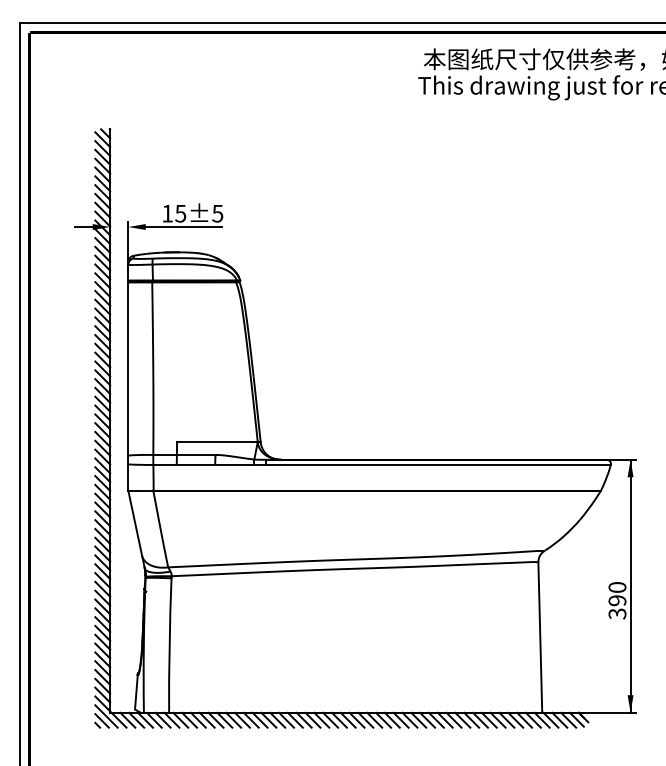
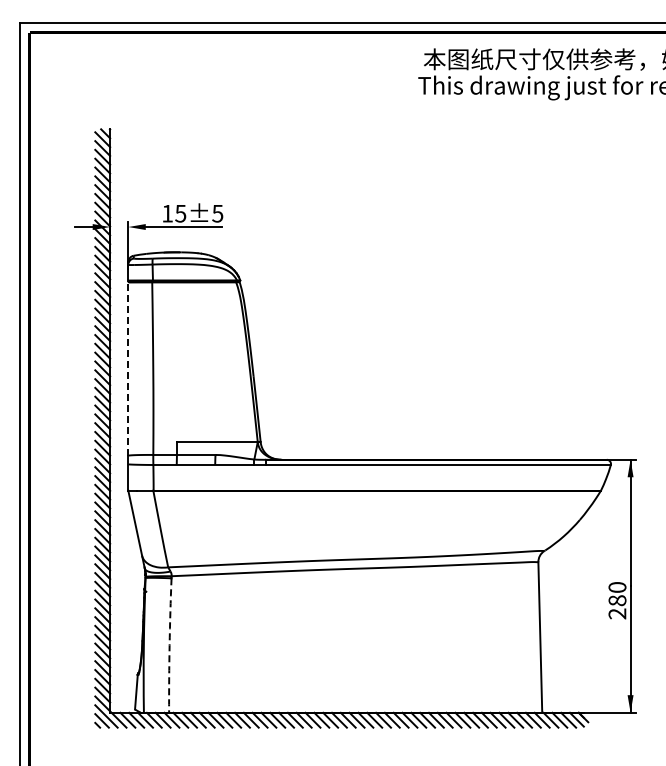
line: solid -> dashed (128, 369)
text: 390 -> 280 (617, 607)
arc: solid -> dashed (169, 645)
